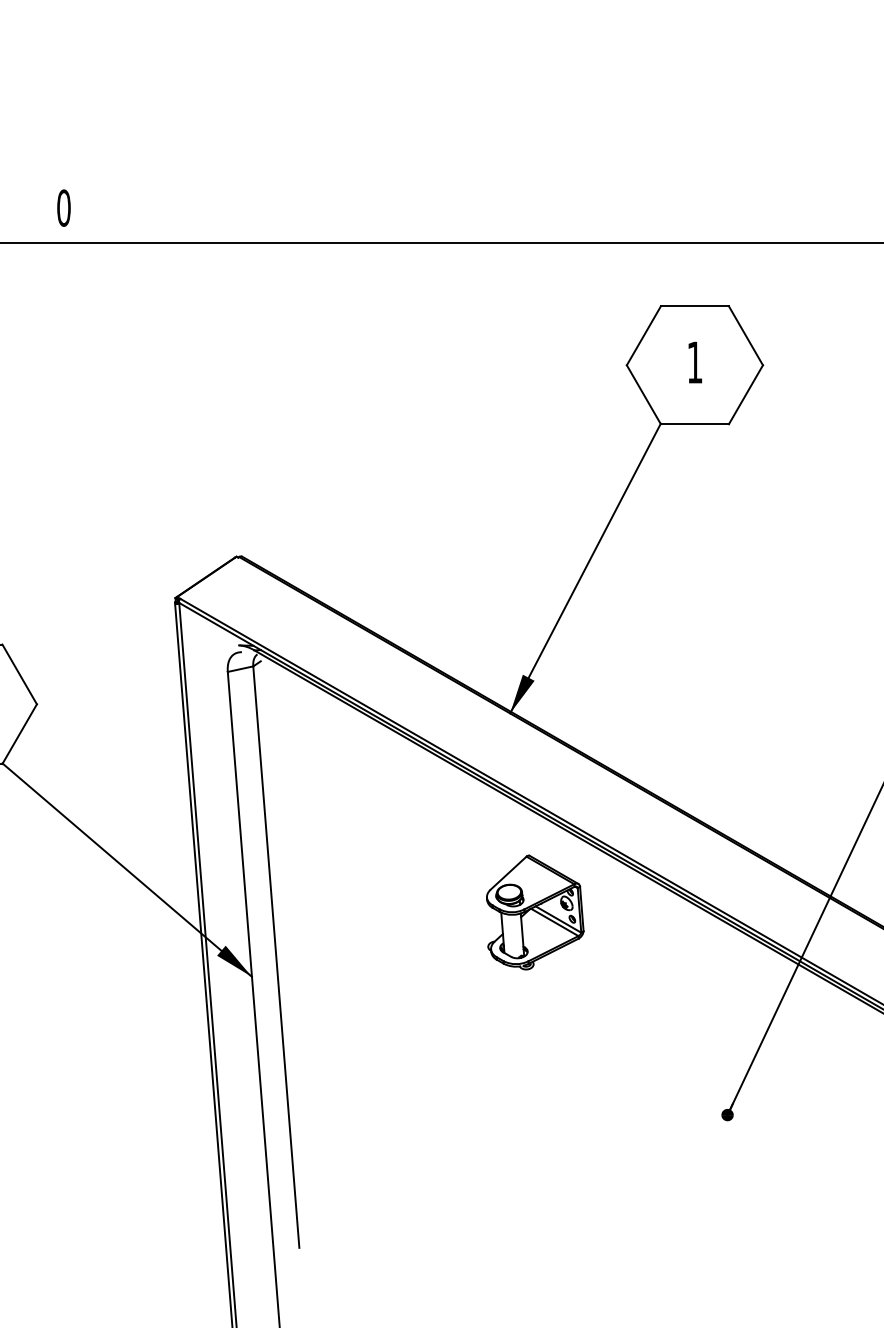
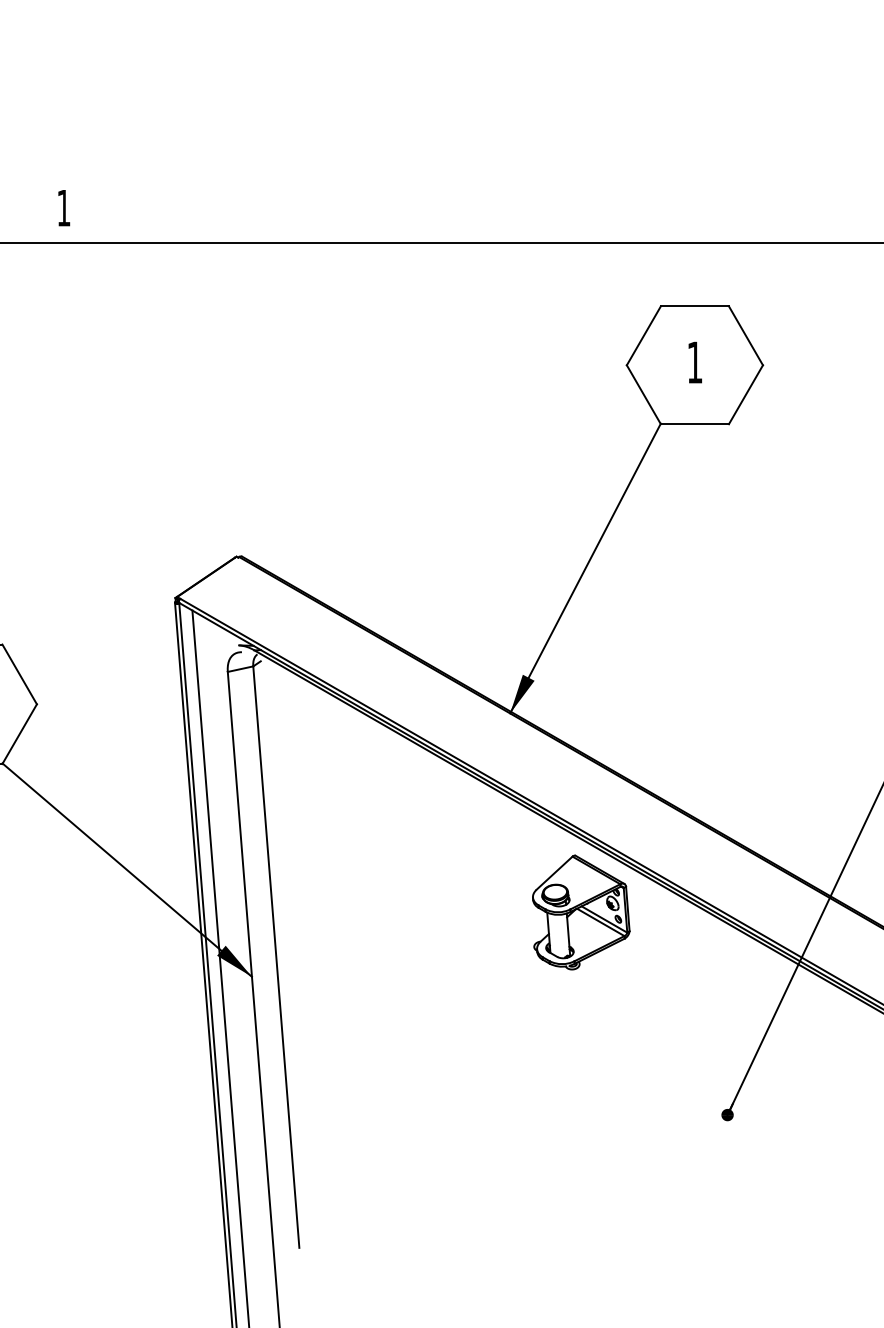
text: 0 -> 1 (63, 207)
part position: (535, 912) -> (581, 912) (581, 912)
line: none -> present (220, 967)
